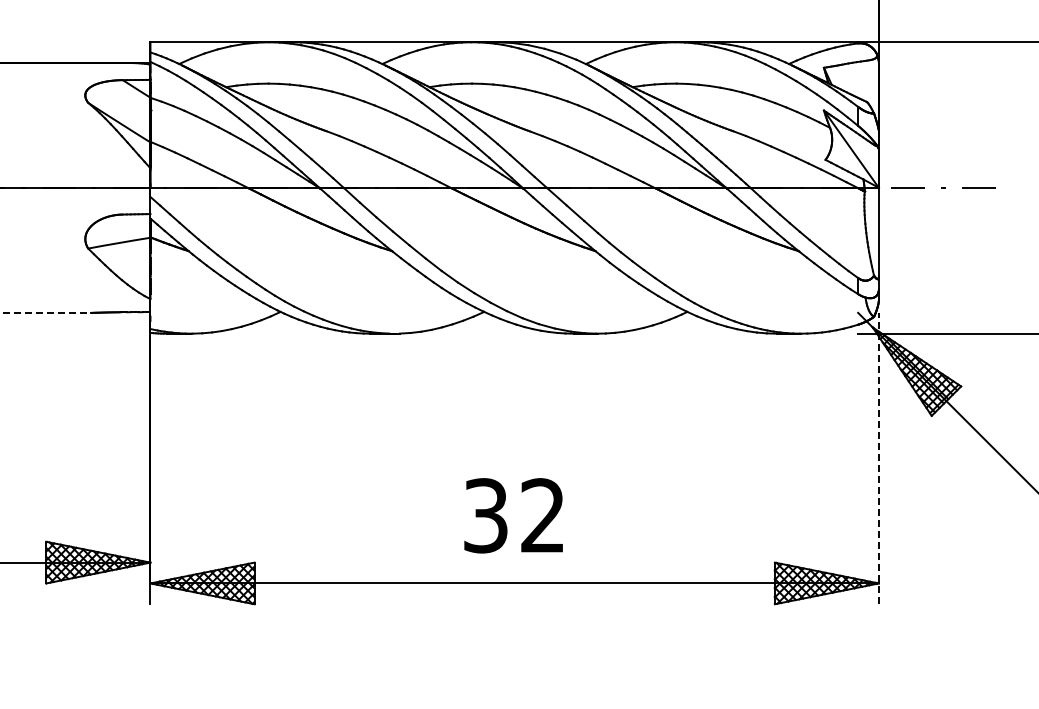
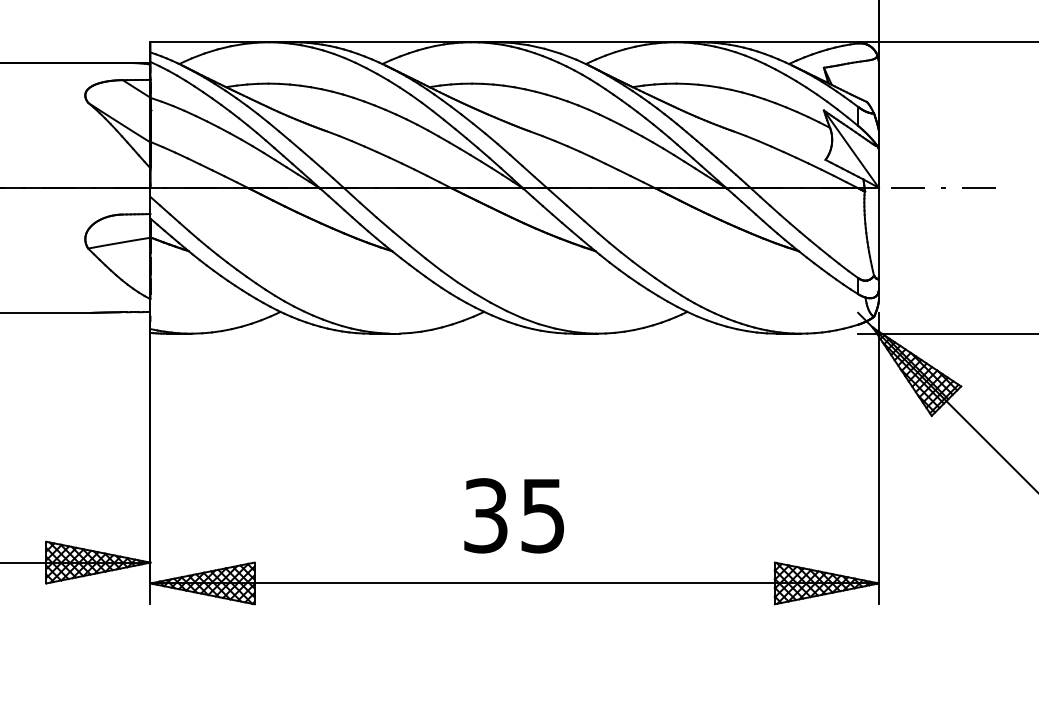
line: dashed -> solid (45, 312)
line: dashed -> solid (878, 458)
text: 32 -> 35 (542, 515)
